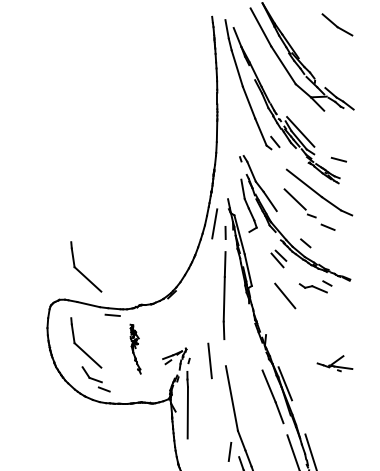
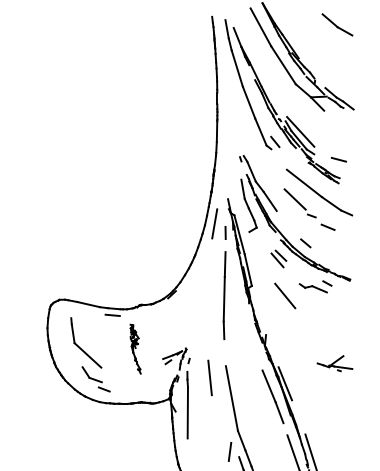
part: present -> none (80, 271)
line position: (209, 360) -> (209, 377) (209, 377)
